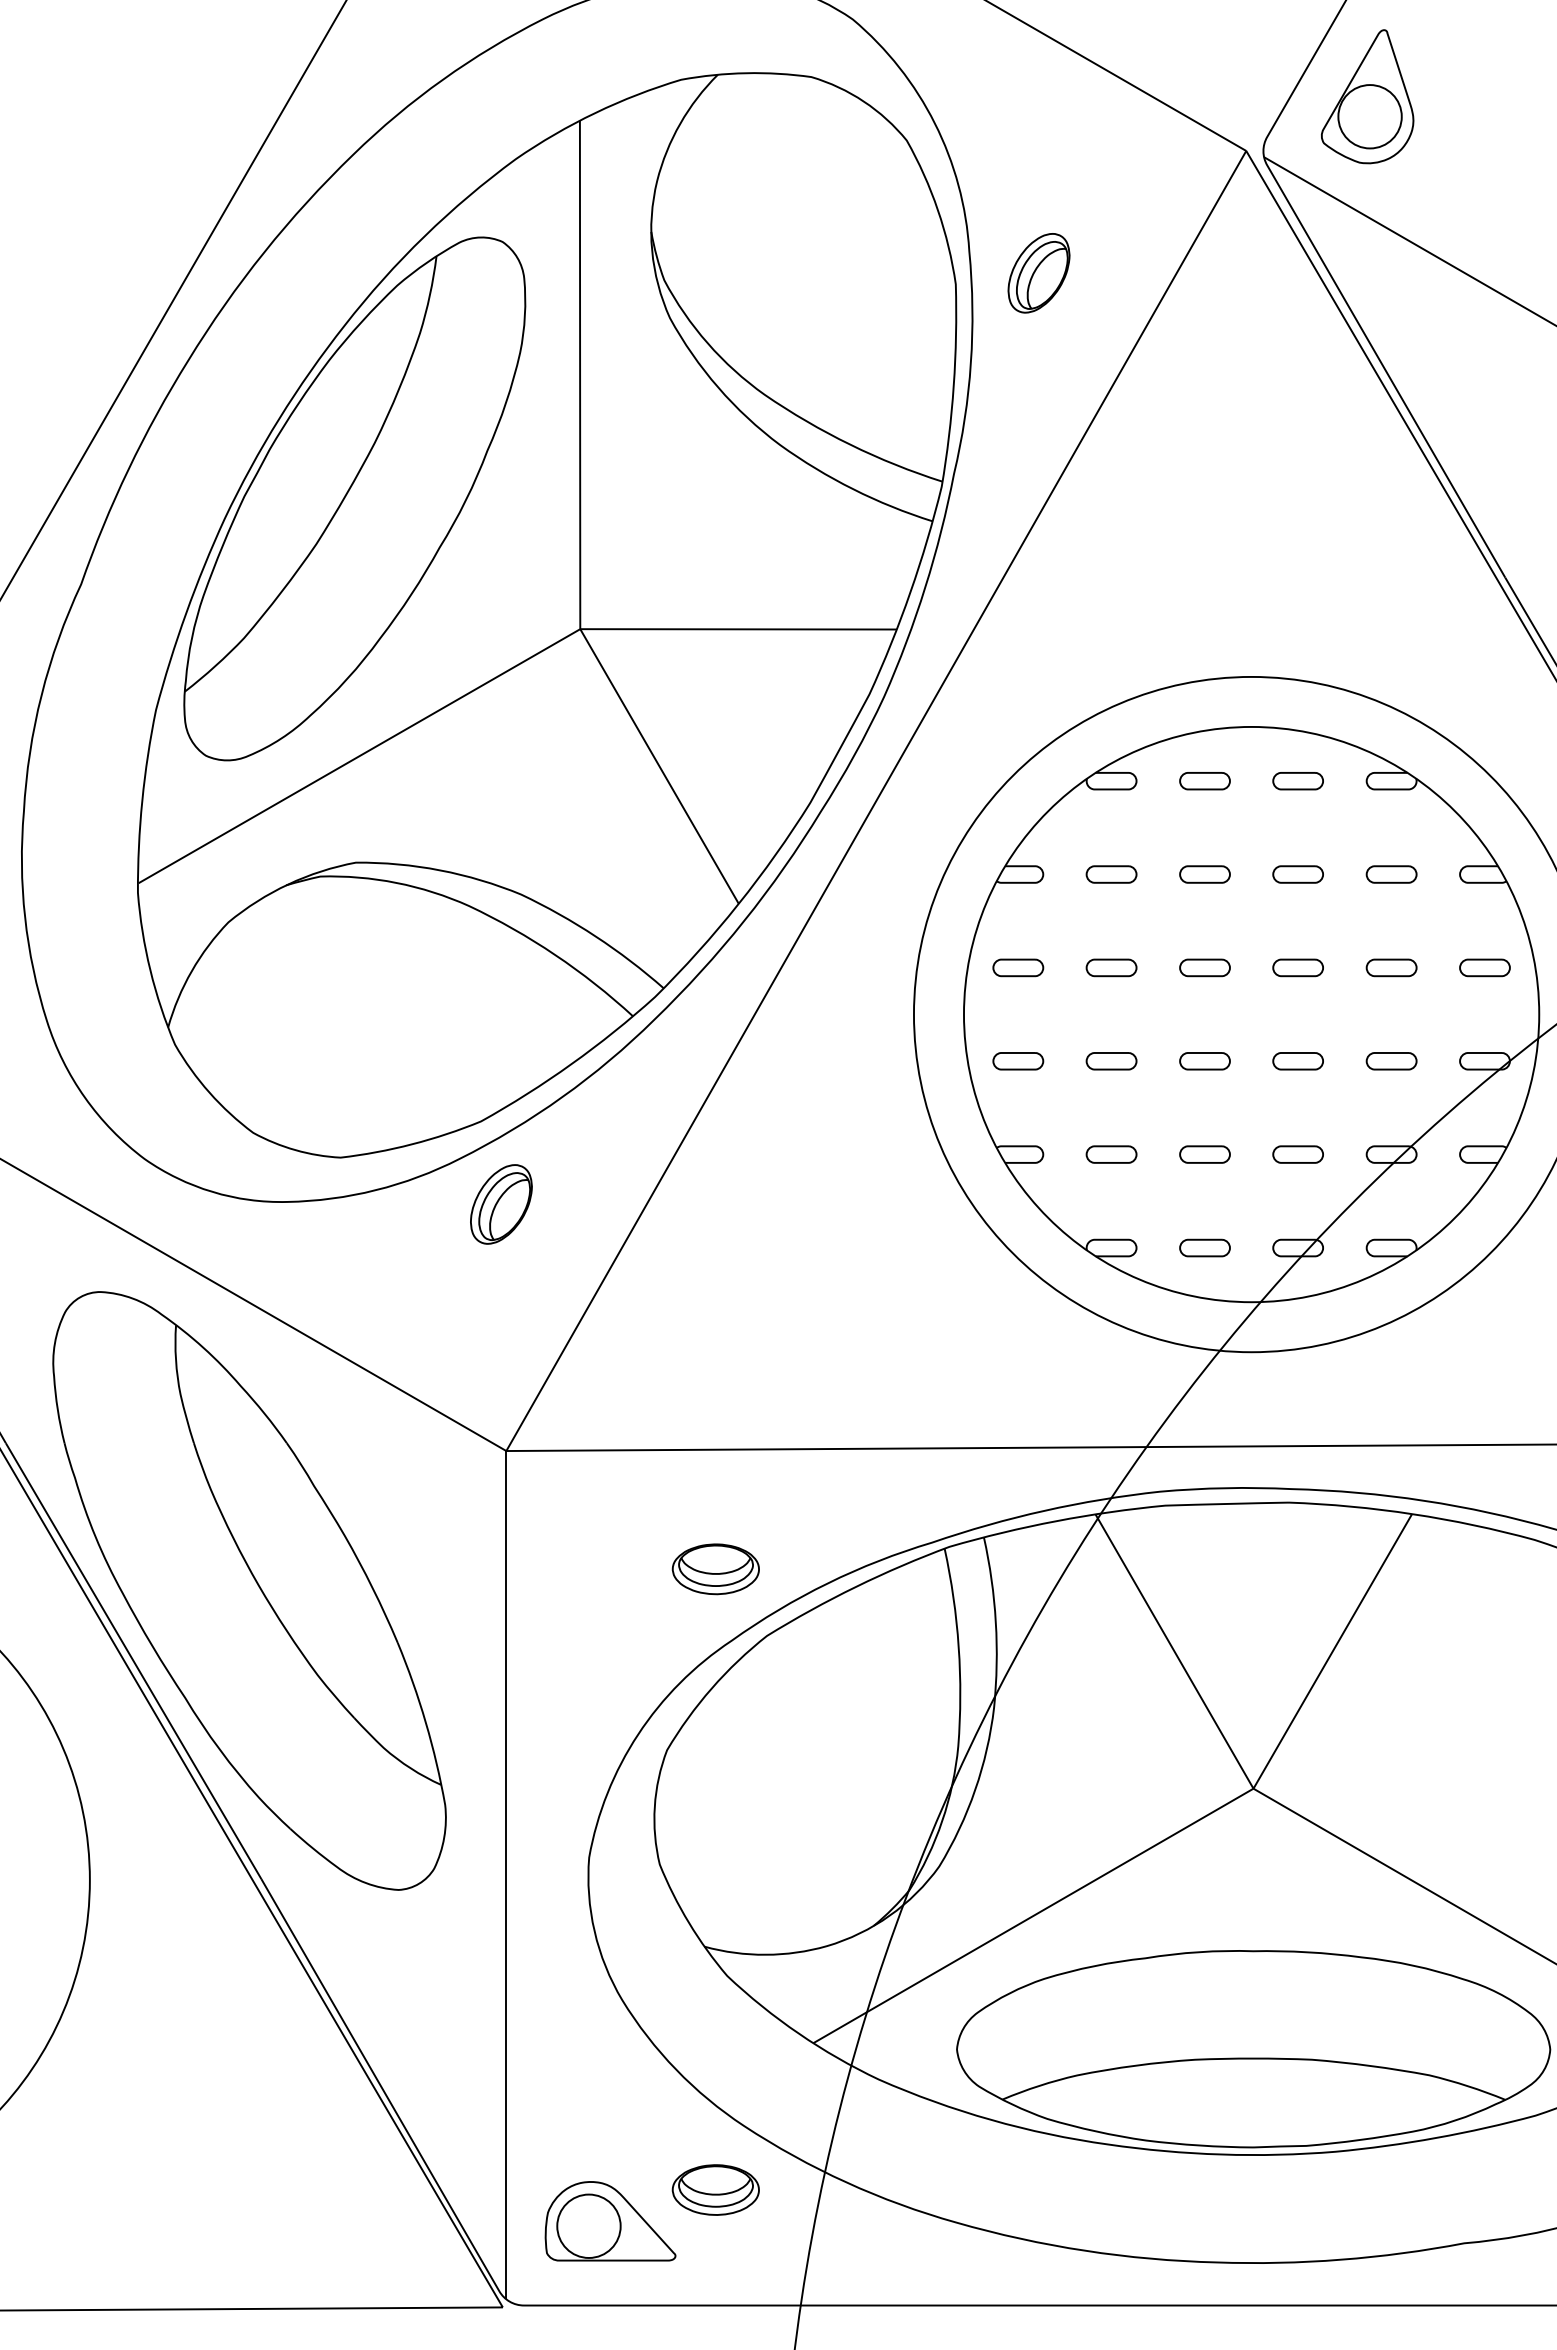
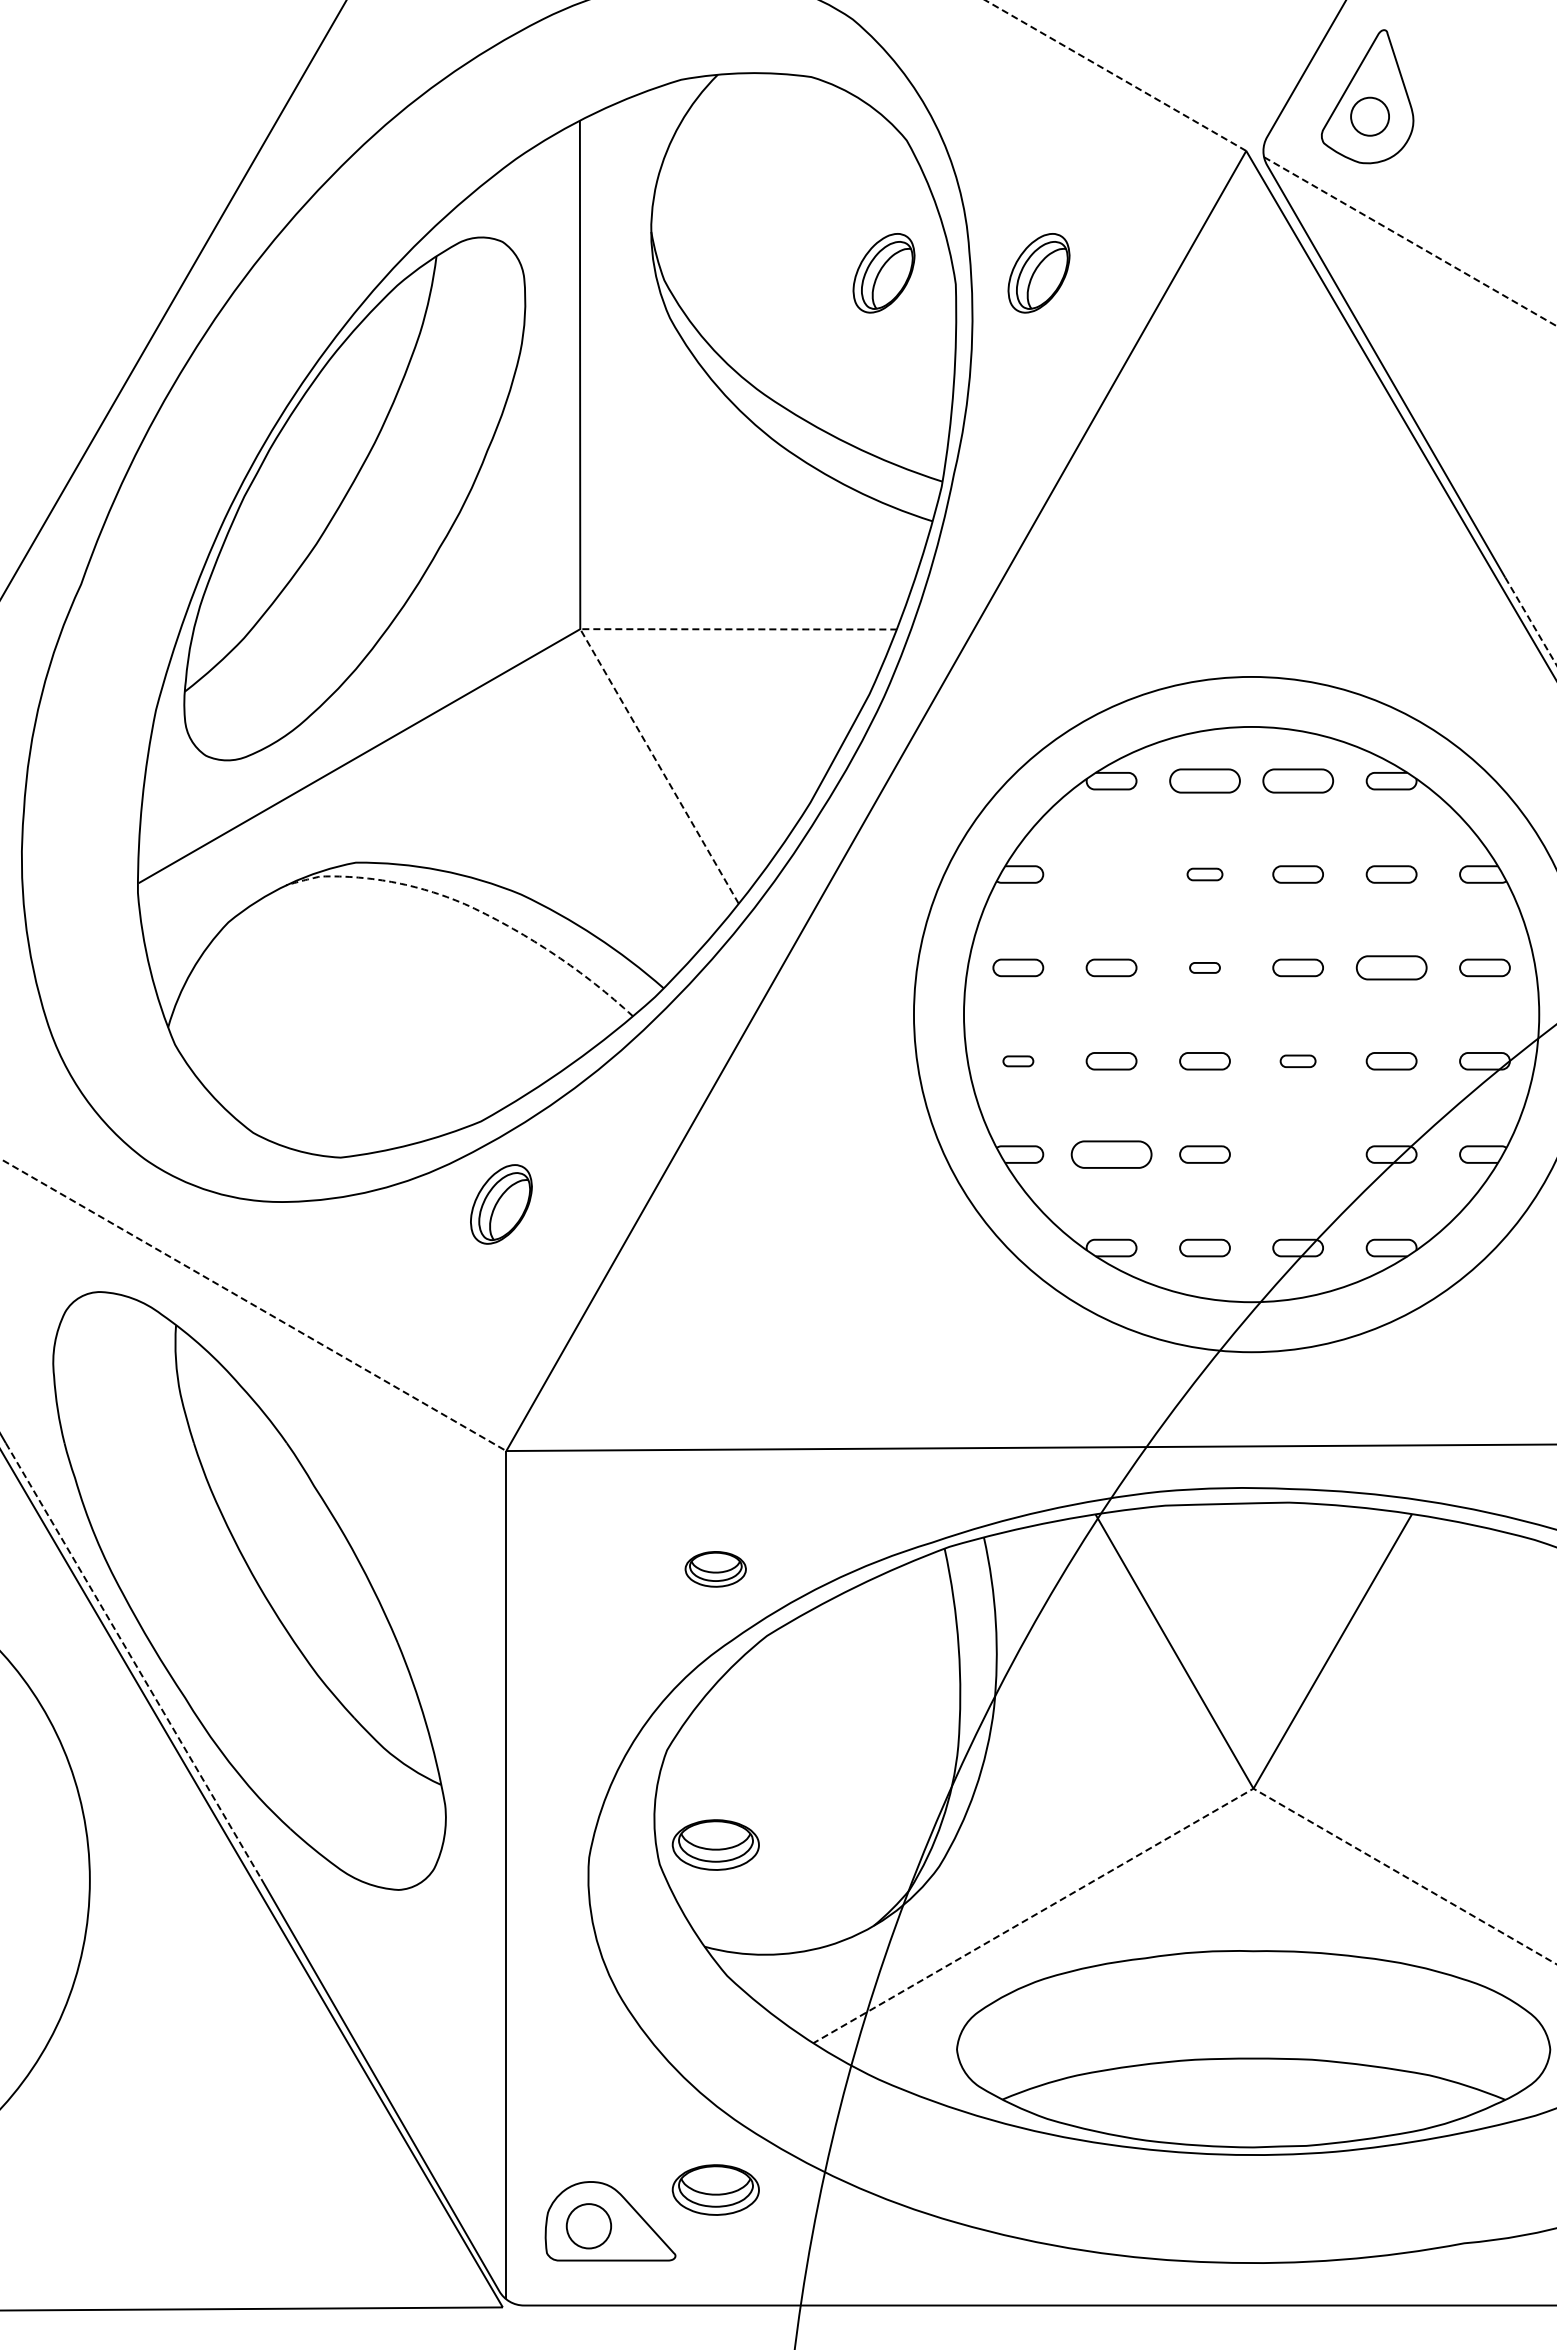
line: solid -> dashed (1115, 75)
circle diameter: 63 px -> 38 px (1370, 116)
line: solid -> dashed (1410, 241)
part: none -> present (883, 273)
line: solid -> dashed (1531, 621)
line: solid -> dashed (580, 629)
part size: 52x19 px -> 72x26 px (1204, 780)
part size: 52x19 px -> 73x26 px (1298, 780)
part: present -> none (1111, 874)
part size: 52x19 px -> 38x15 px (1204, 874)
line: solid -> dashed (469, 906)
part size: 52x20 px -> 32x12 px (1204, 967)
part size: 53x20 px -> 73x26 px (1391, 967)
part size: 53x19 px -> 33x13 px (1018, 1061)
part size: 52x19 px -> 38x14 px (1297, 1060)
part size: 53x19 px -> 83x29 px (1111, 1154)
part: present -> none (1297, 1154)
line: solid -> dashed (253, 1305)
part size: 89x53 px -> 63x37 px (715, 1569)
line: solid -> dashed (133, 1661)
line: solid -> dashed (1185, 1828)
part: none -> present (715, 1844)
circle diameter: 63 px -> 44 px (588, 2226)
